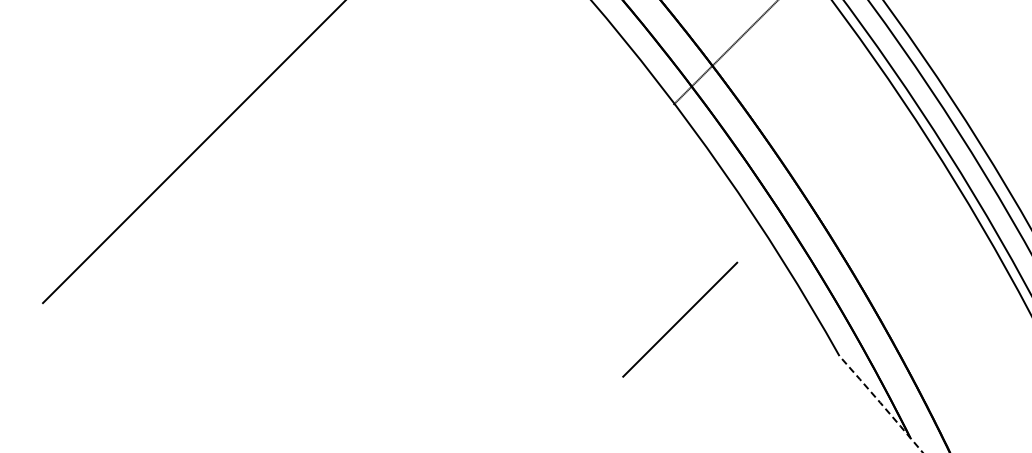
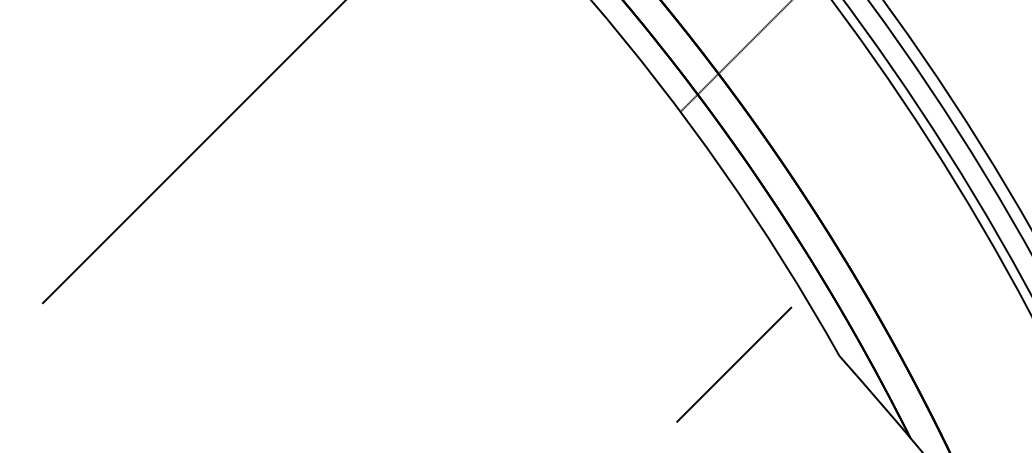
line position: (724, 53) -> (735, 56) (735, 56)
line position: (680, 319) -> (734, 364) (734, 364)
arc: dashed -> solid (881, 404)
